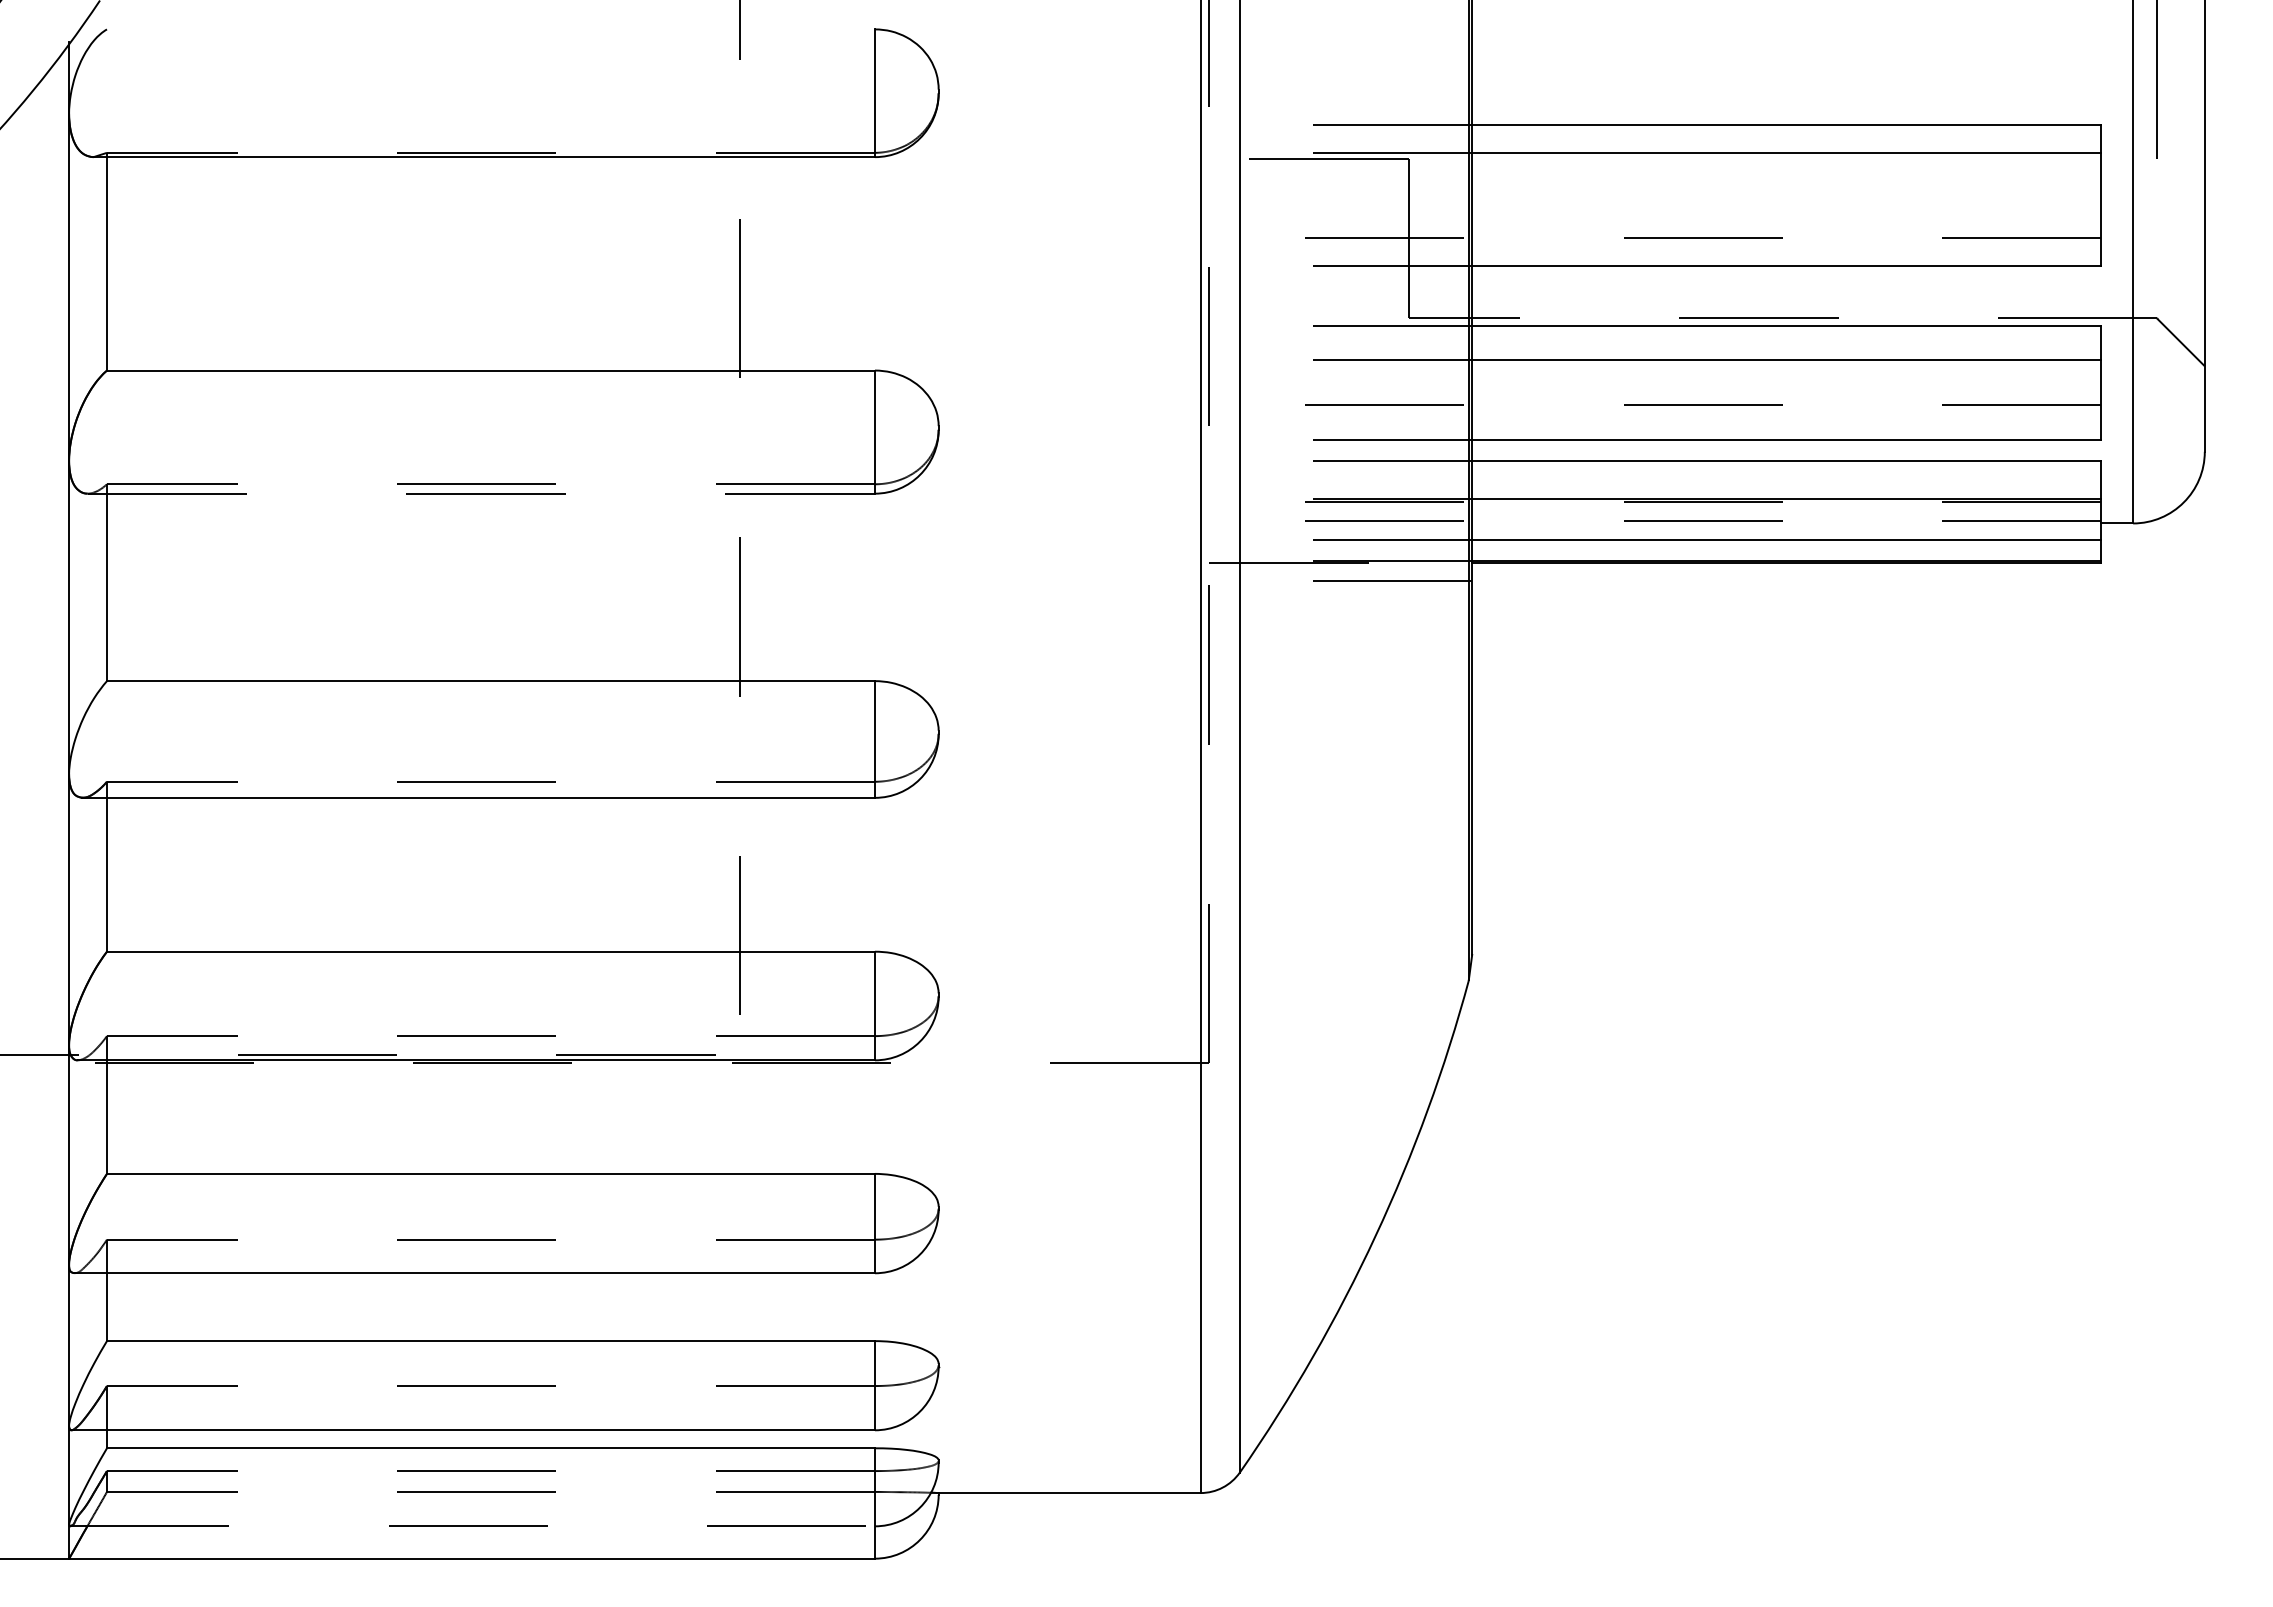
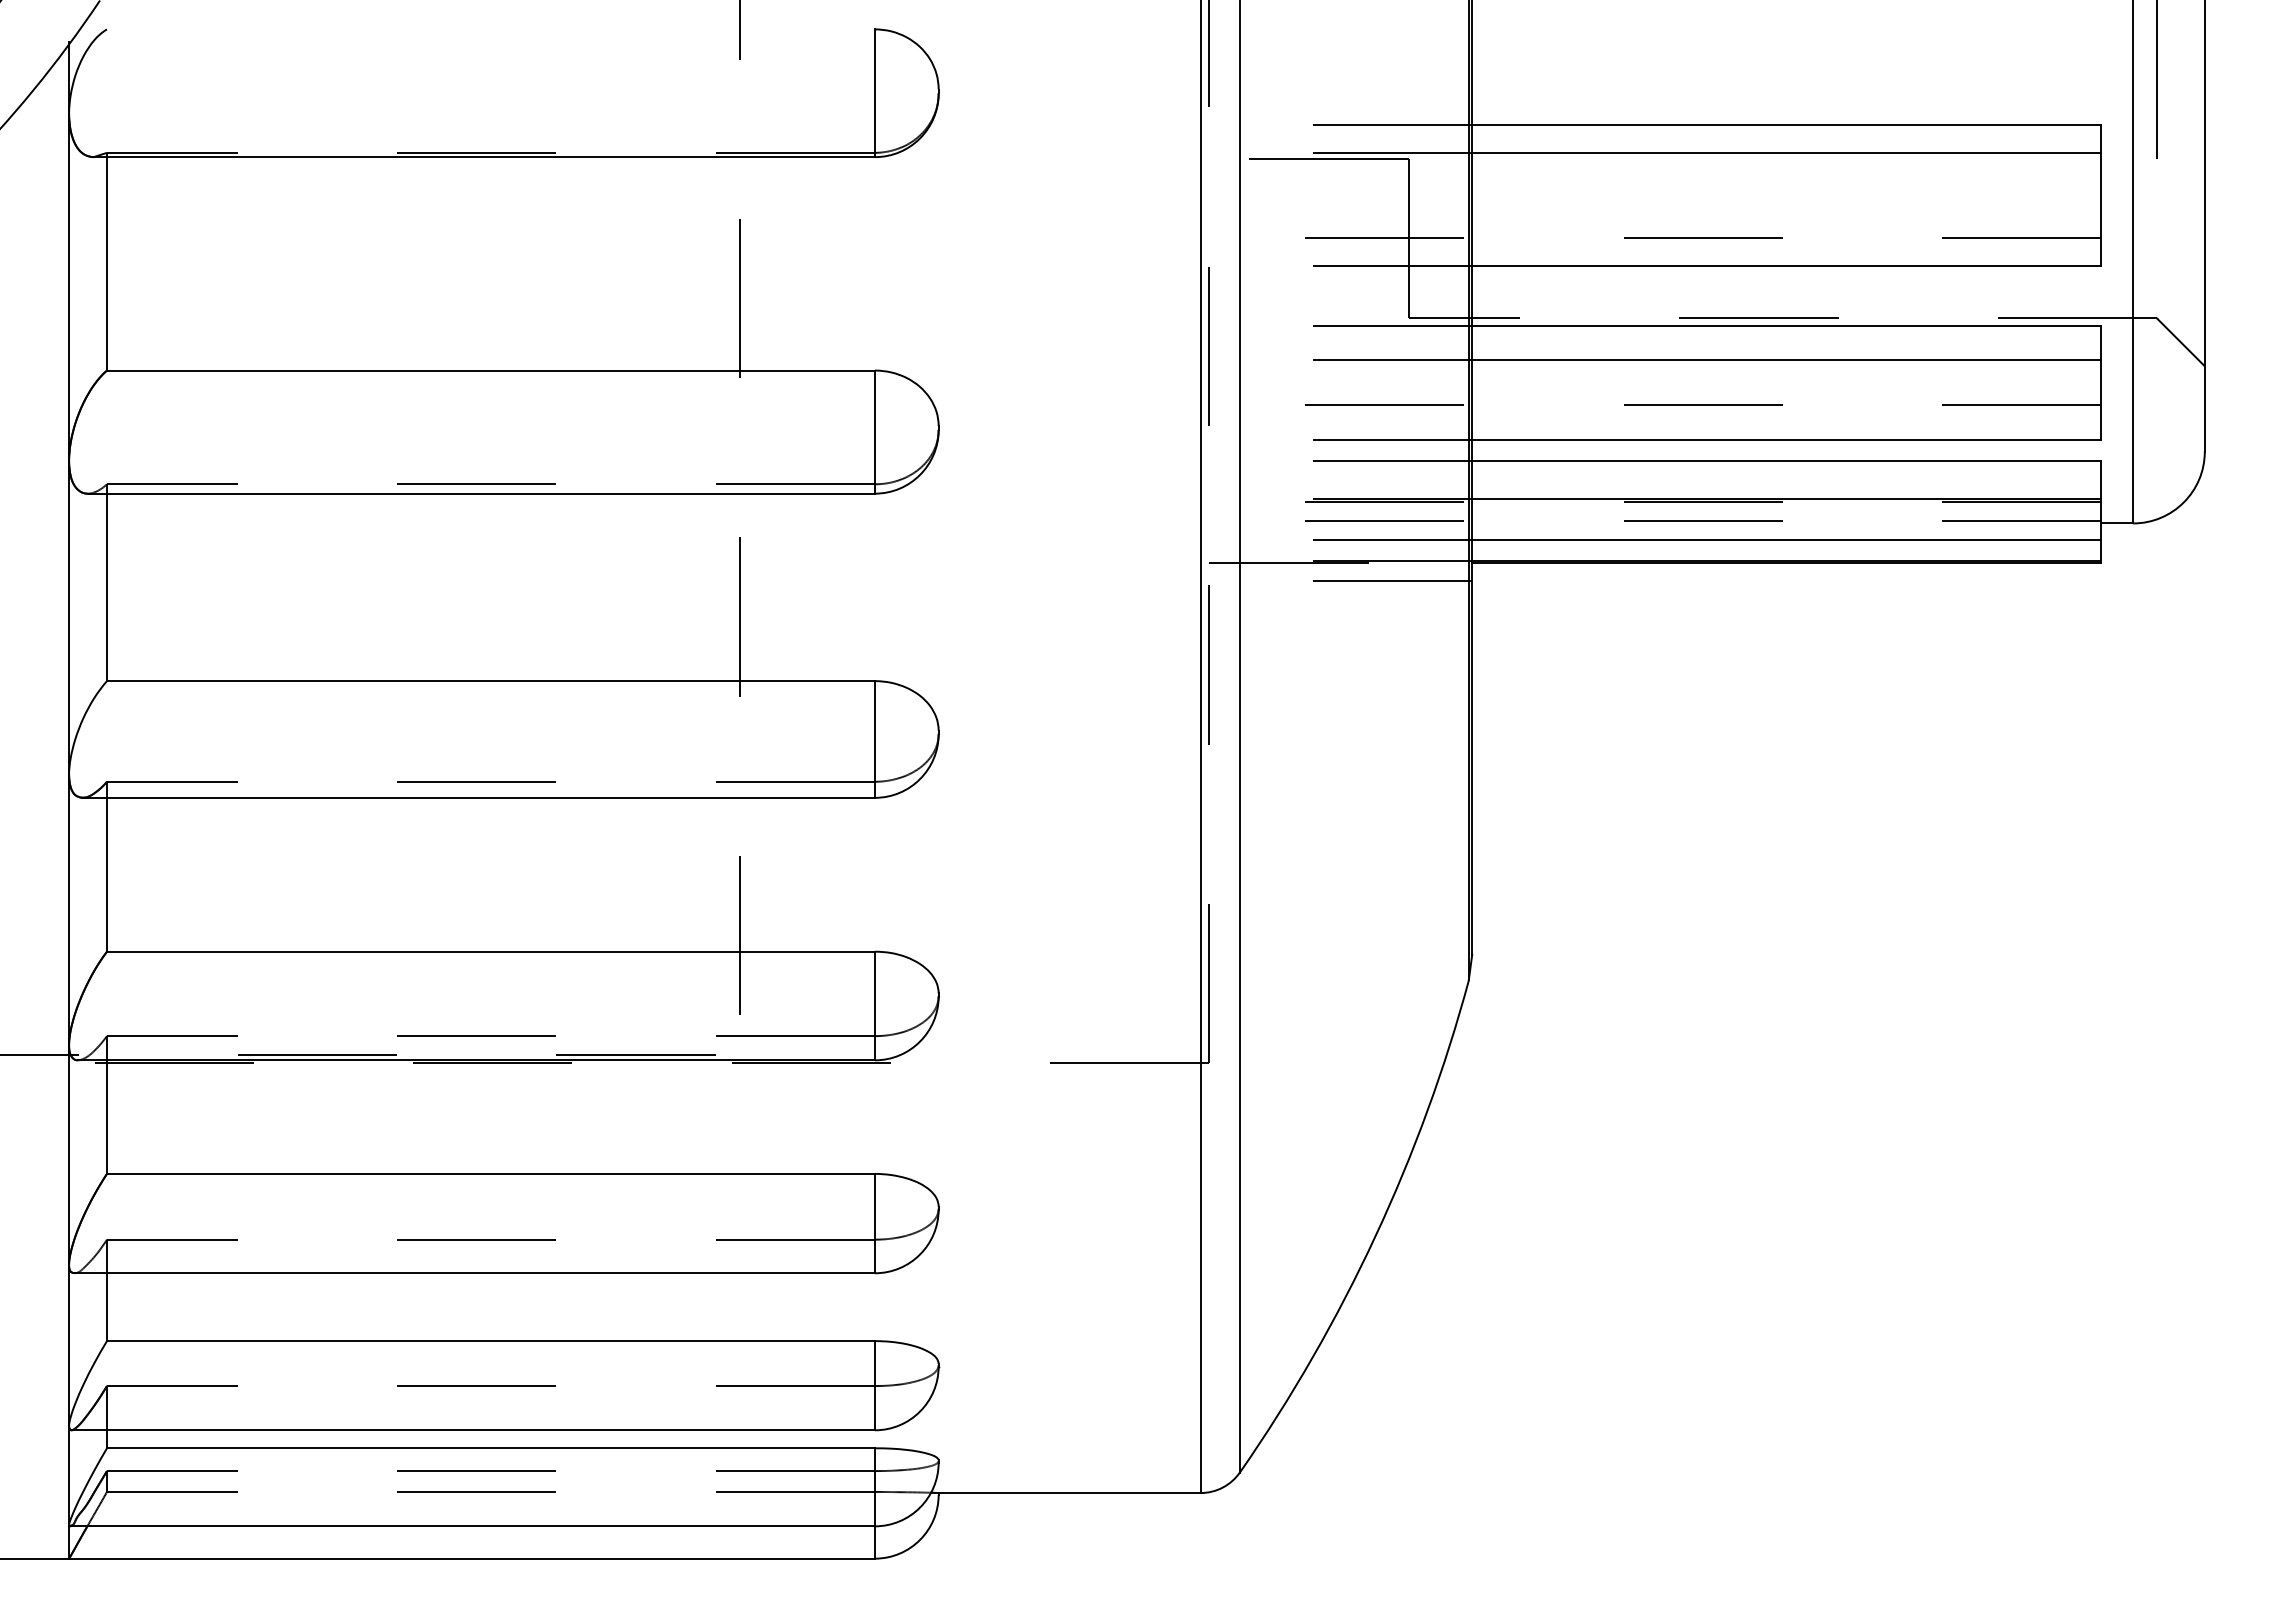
line: dashed -> solid (481, 493)
line: dashed -> solid (473, 1526)
